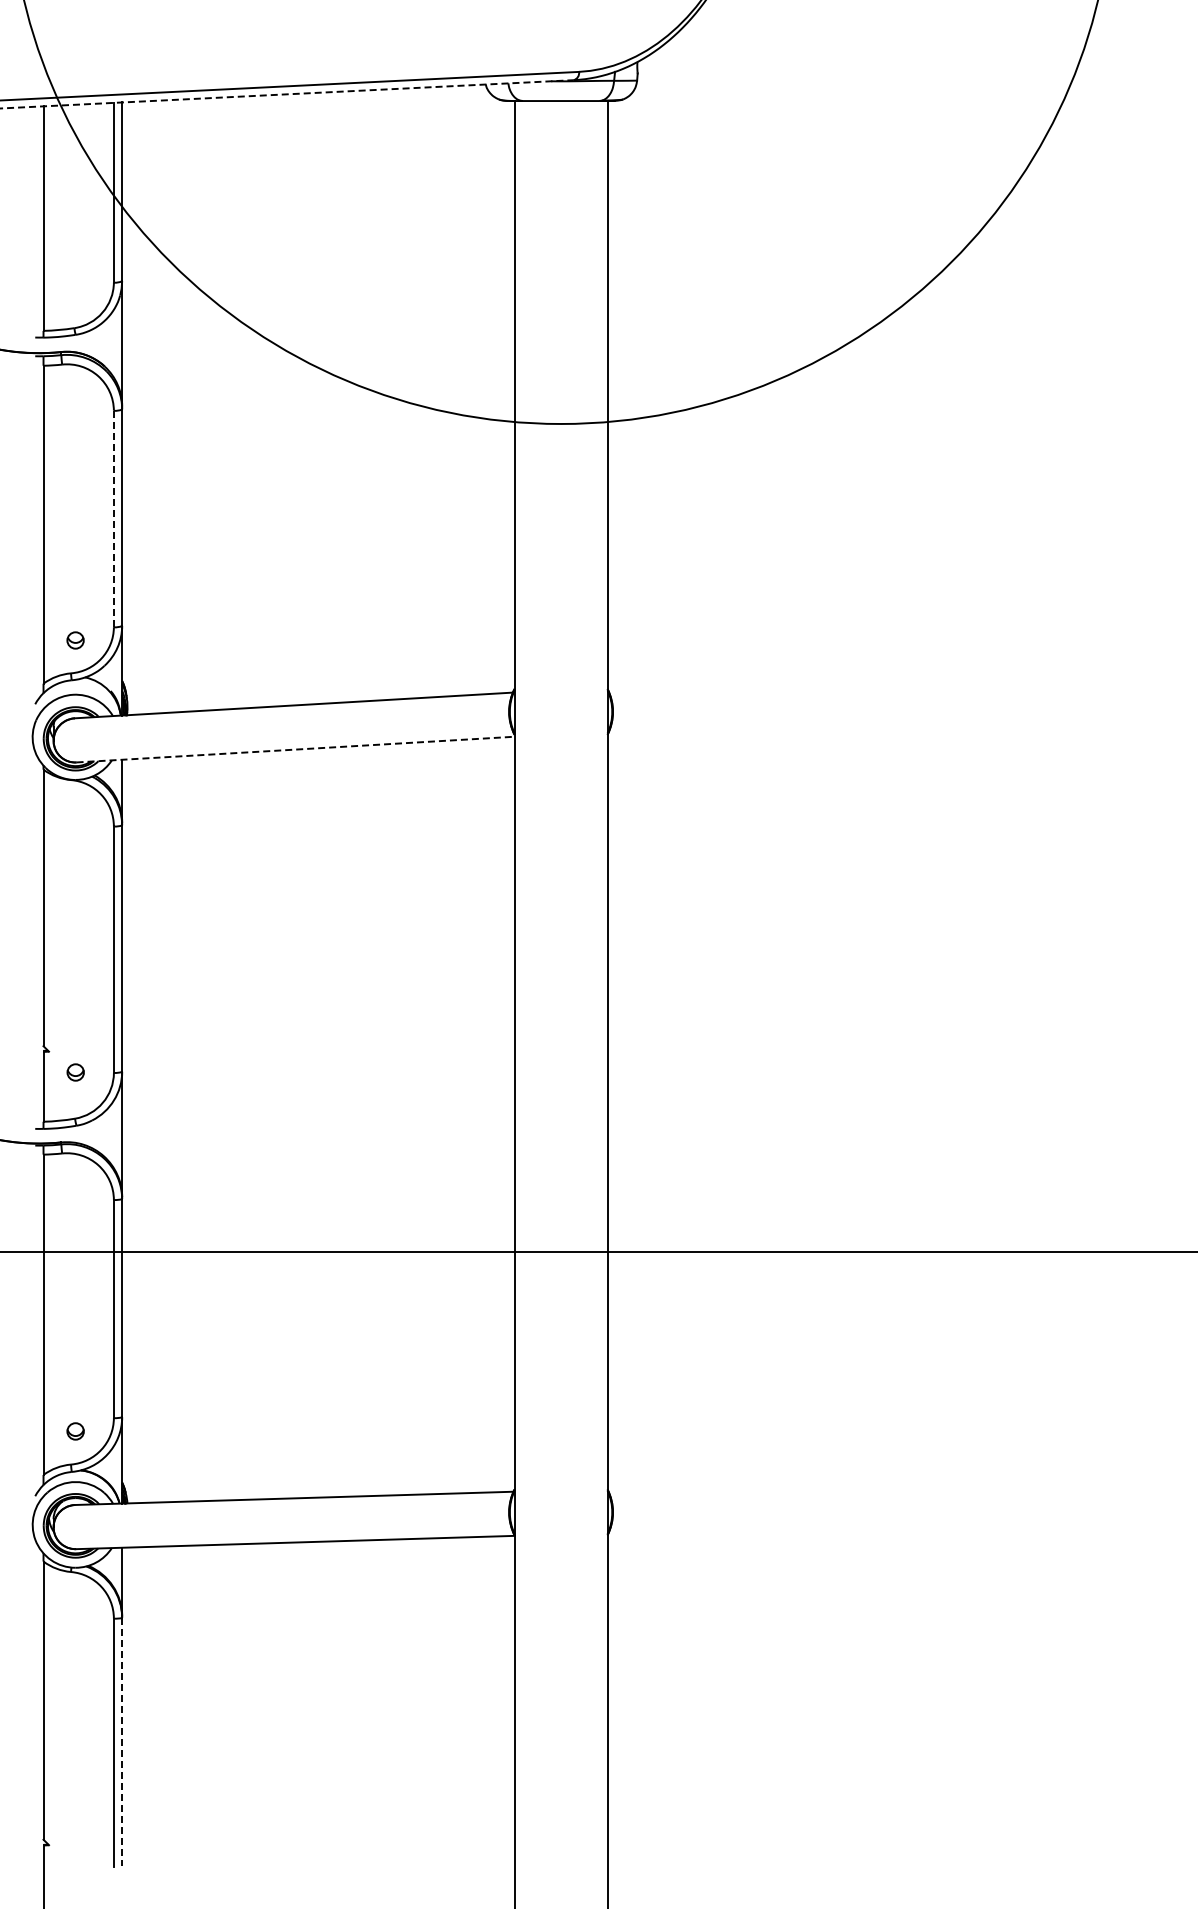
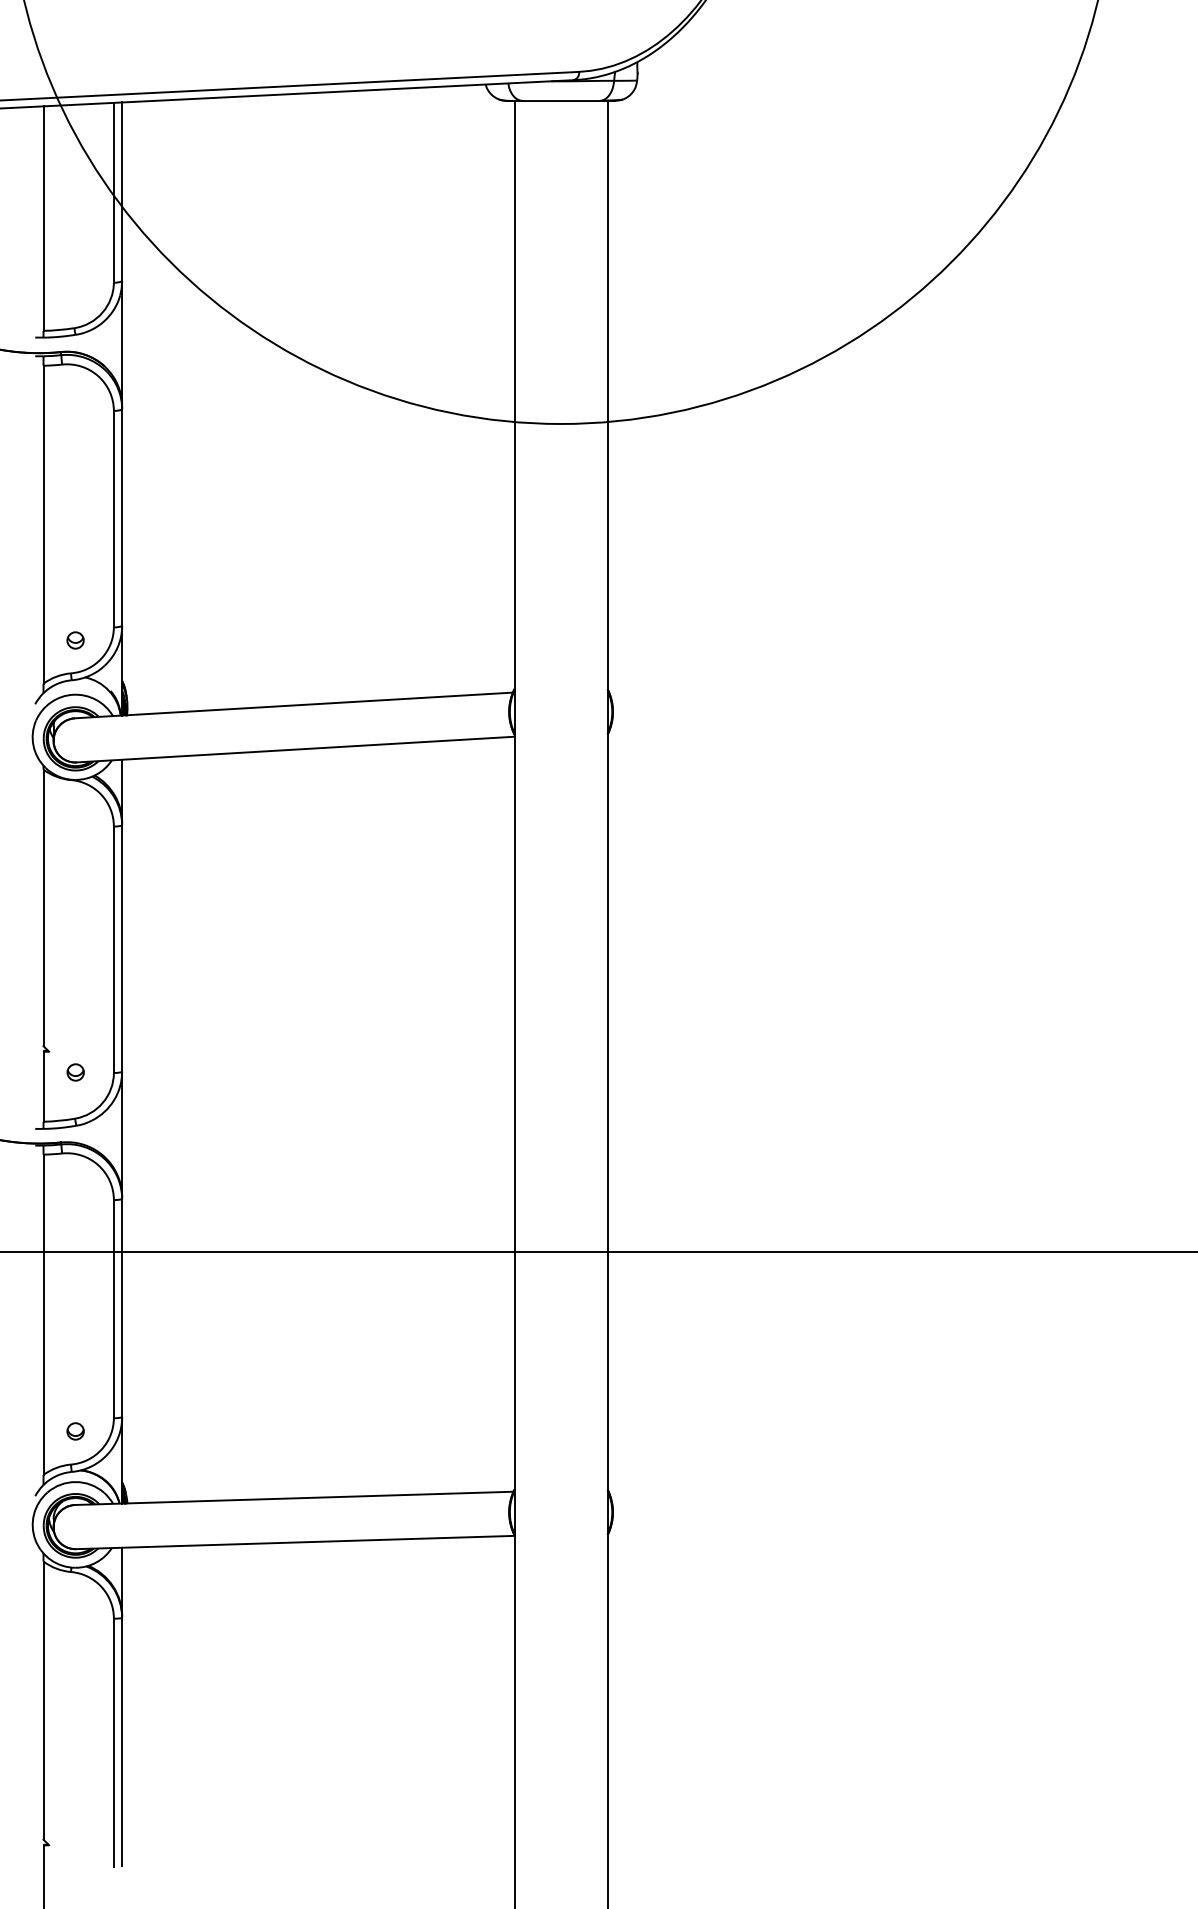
line: dashed -> solid (287, 94)
line: dashed -> solid (113, 518)
line: dashed -> solid (296, 749)
line: dashed -> solid (122, 1741)
